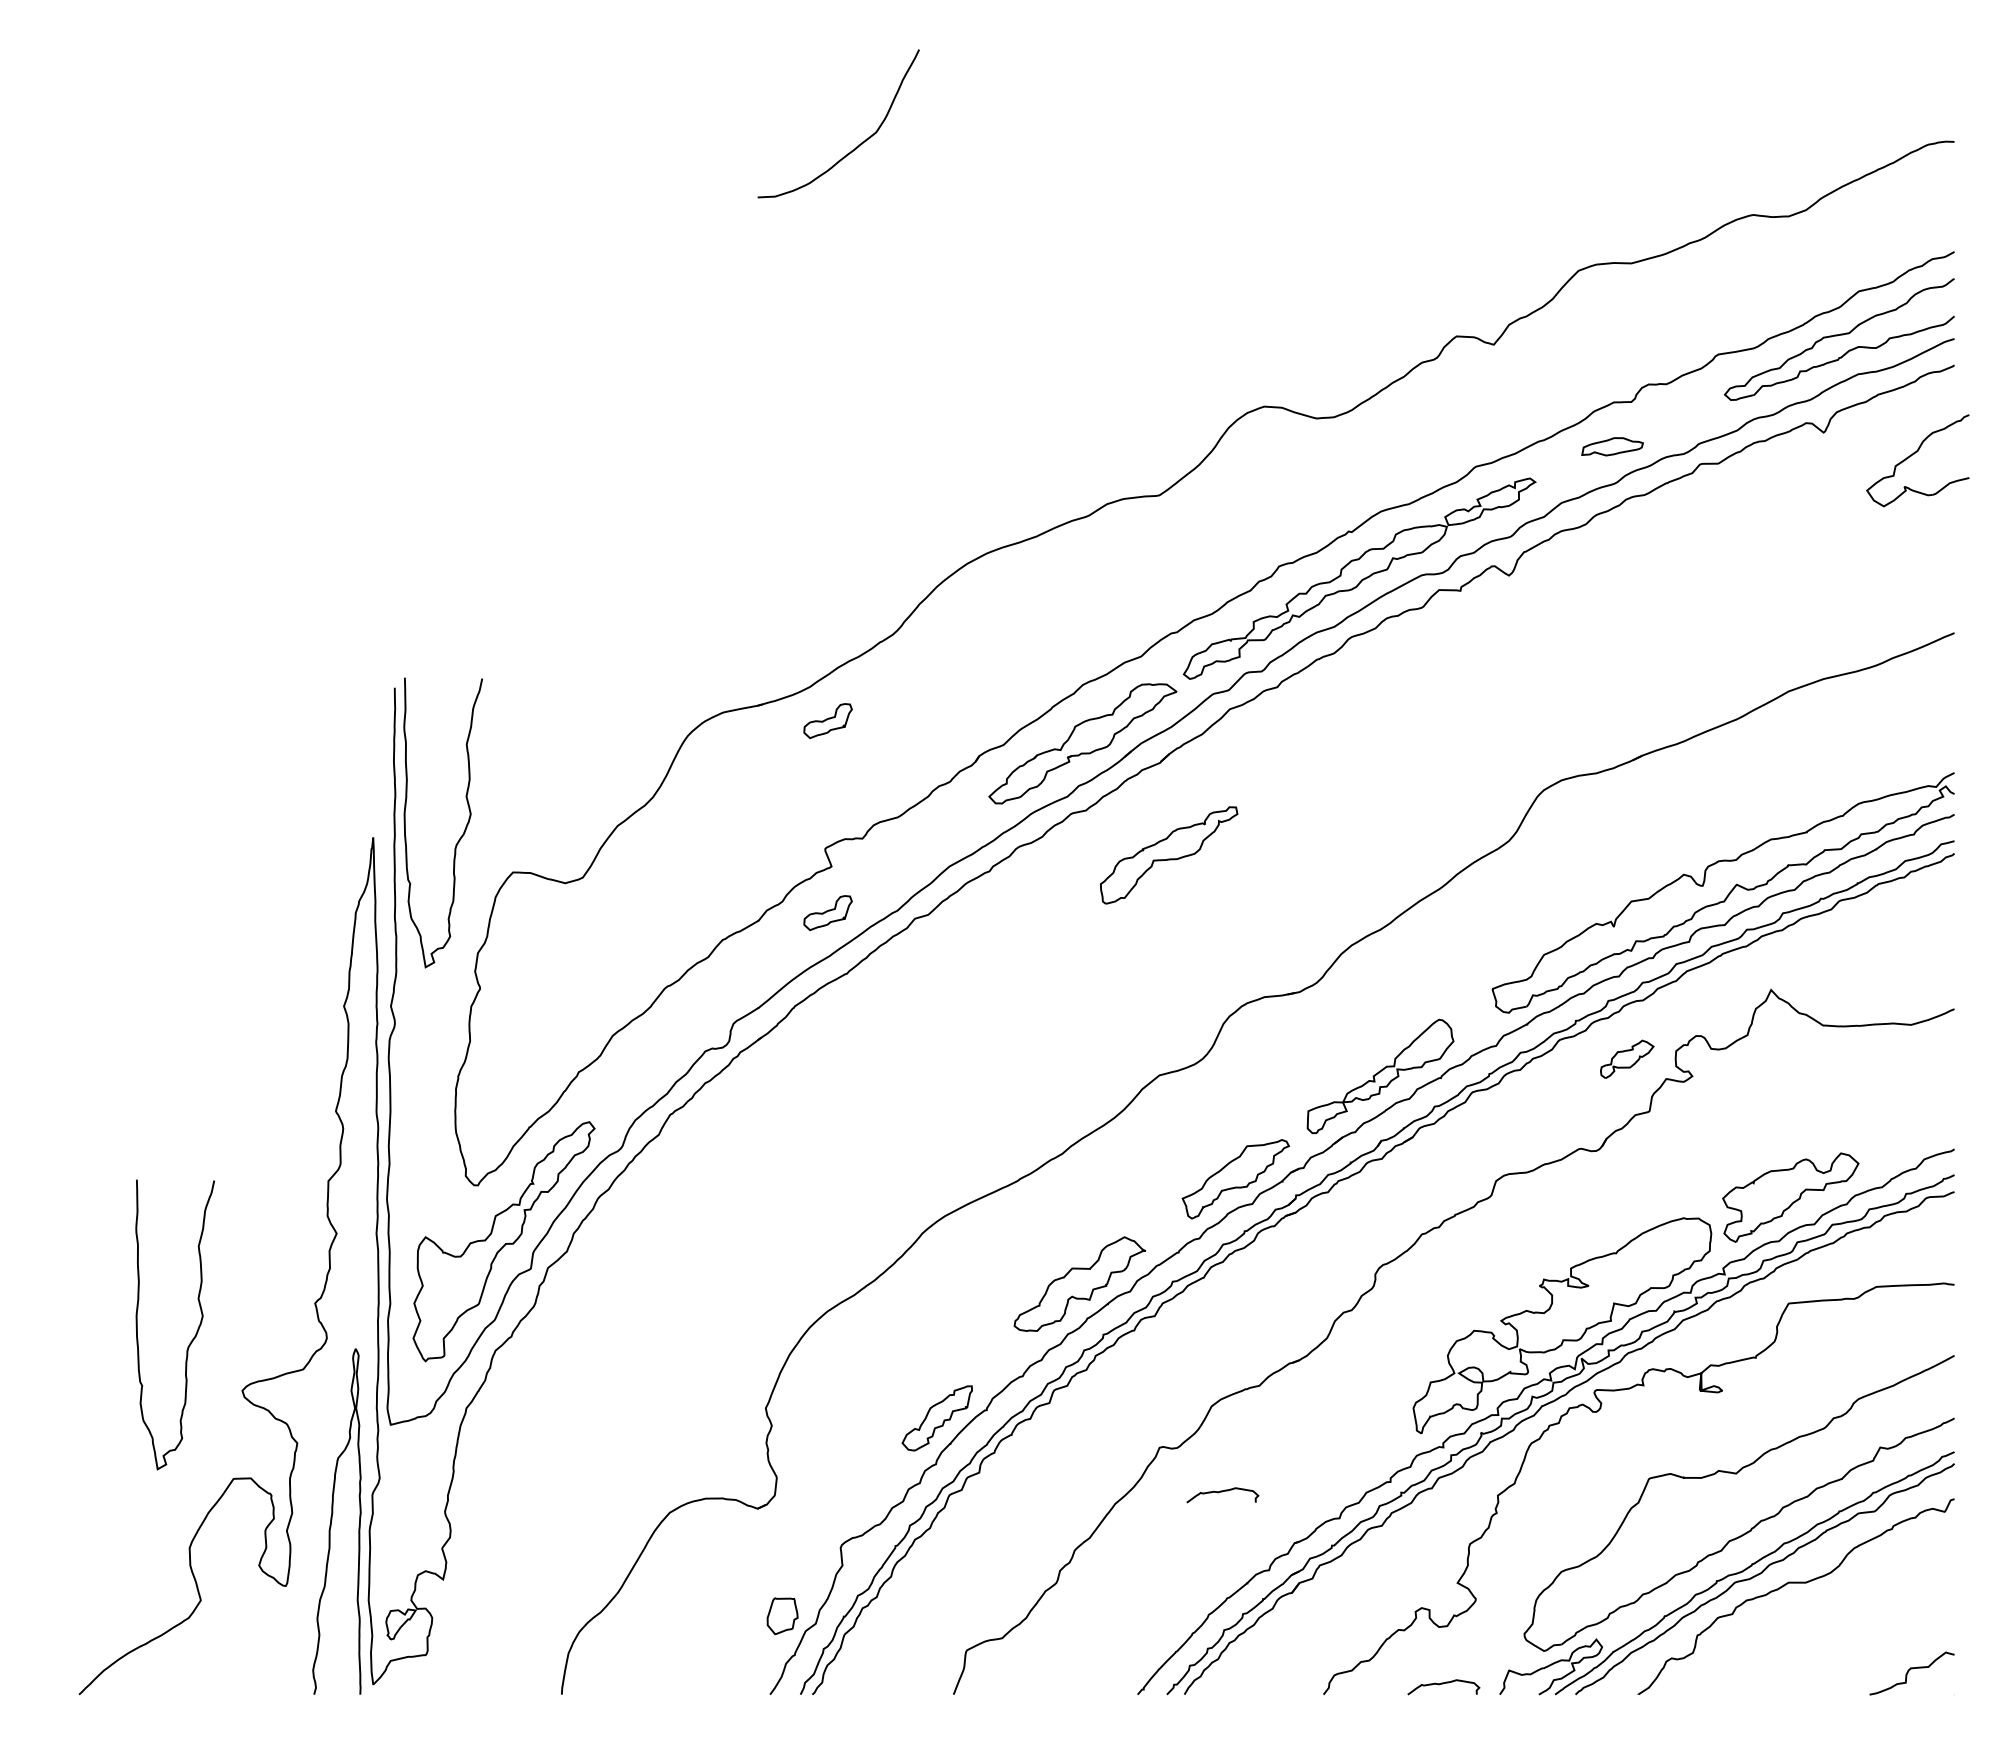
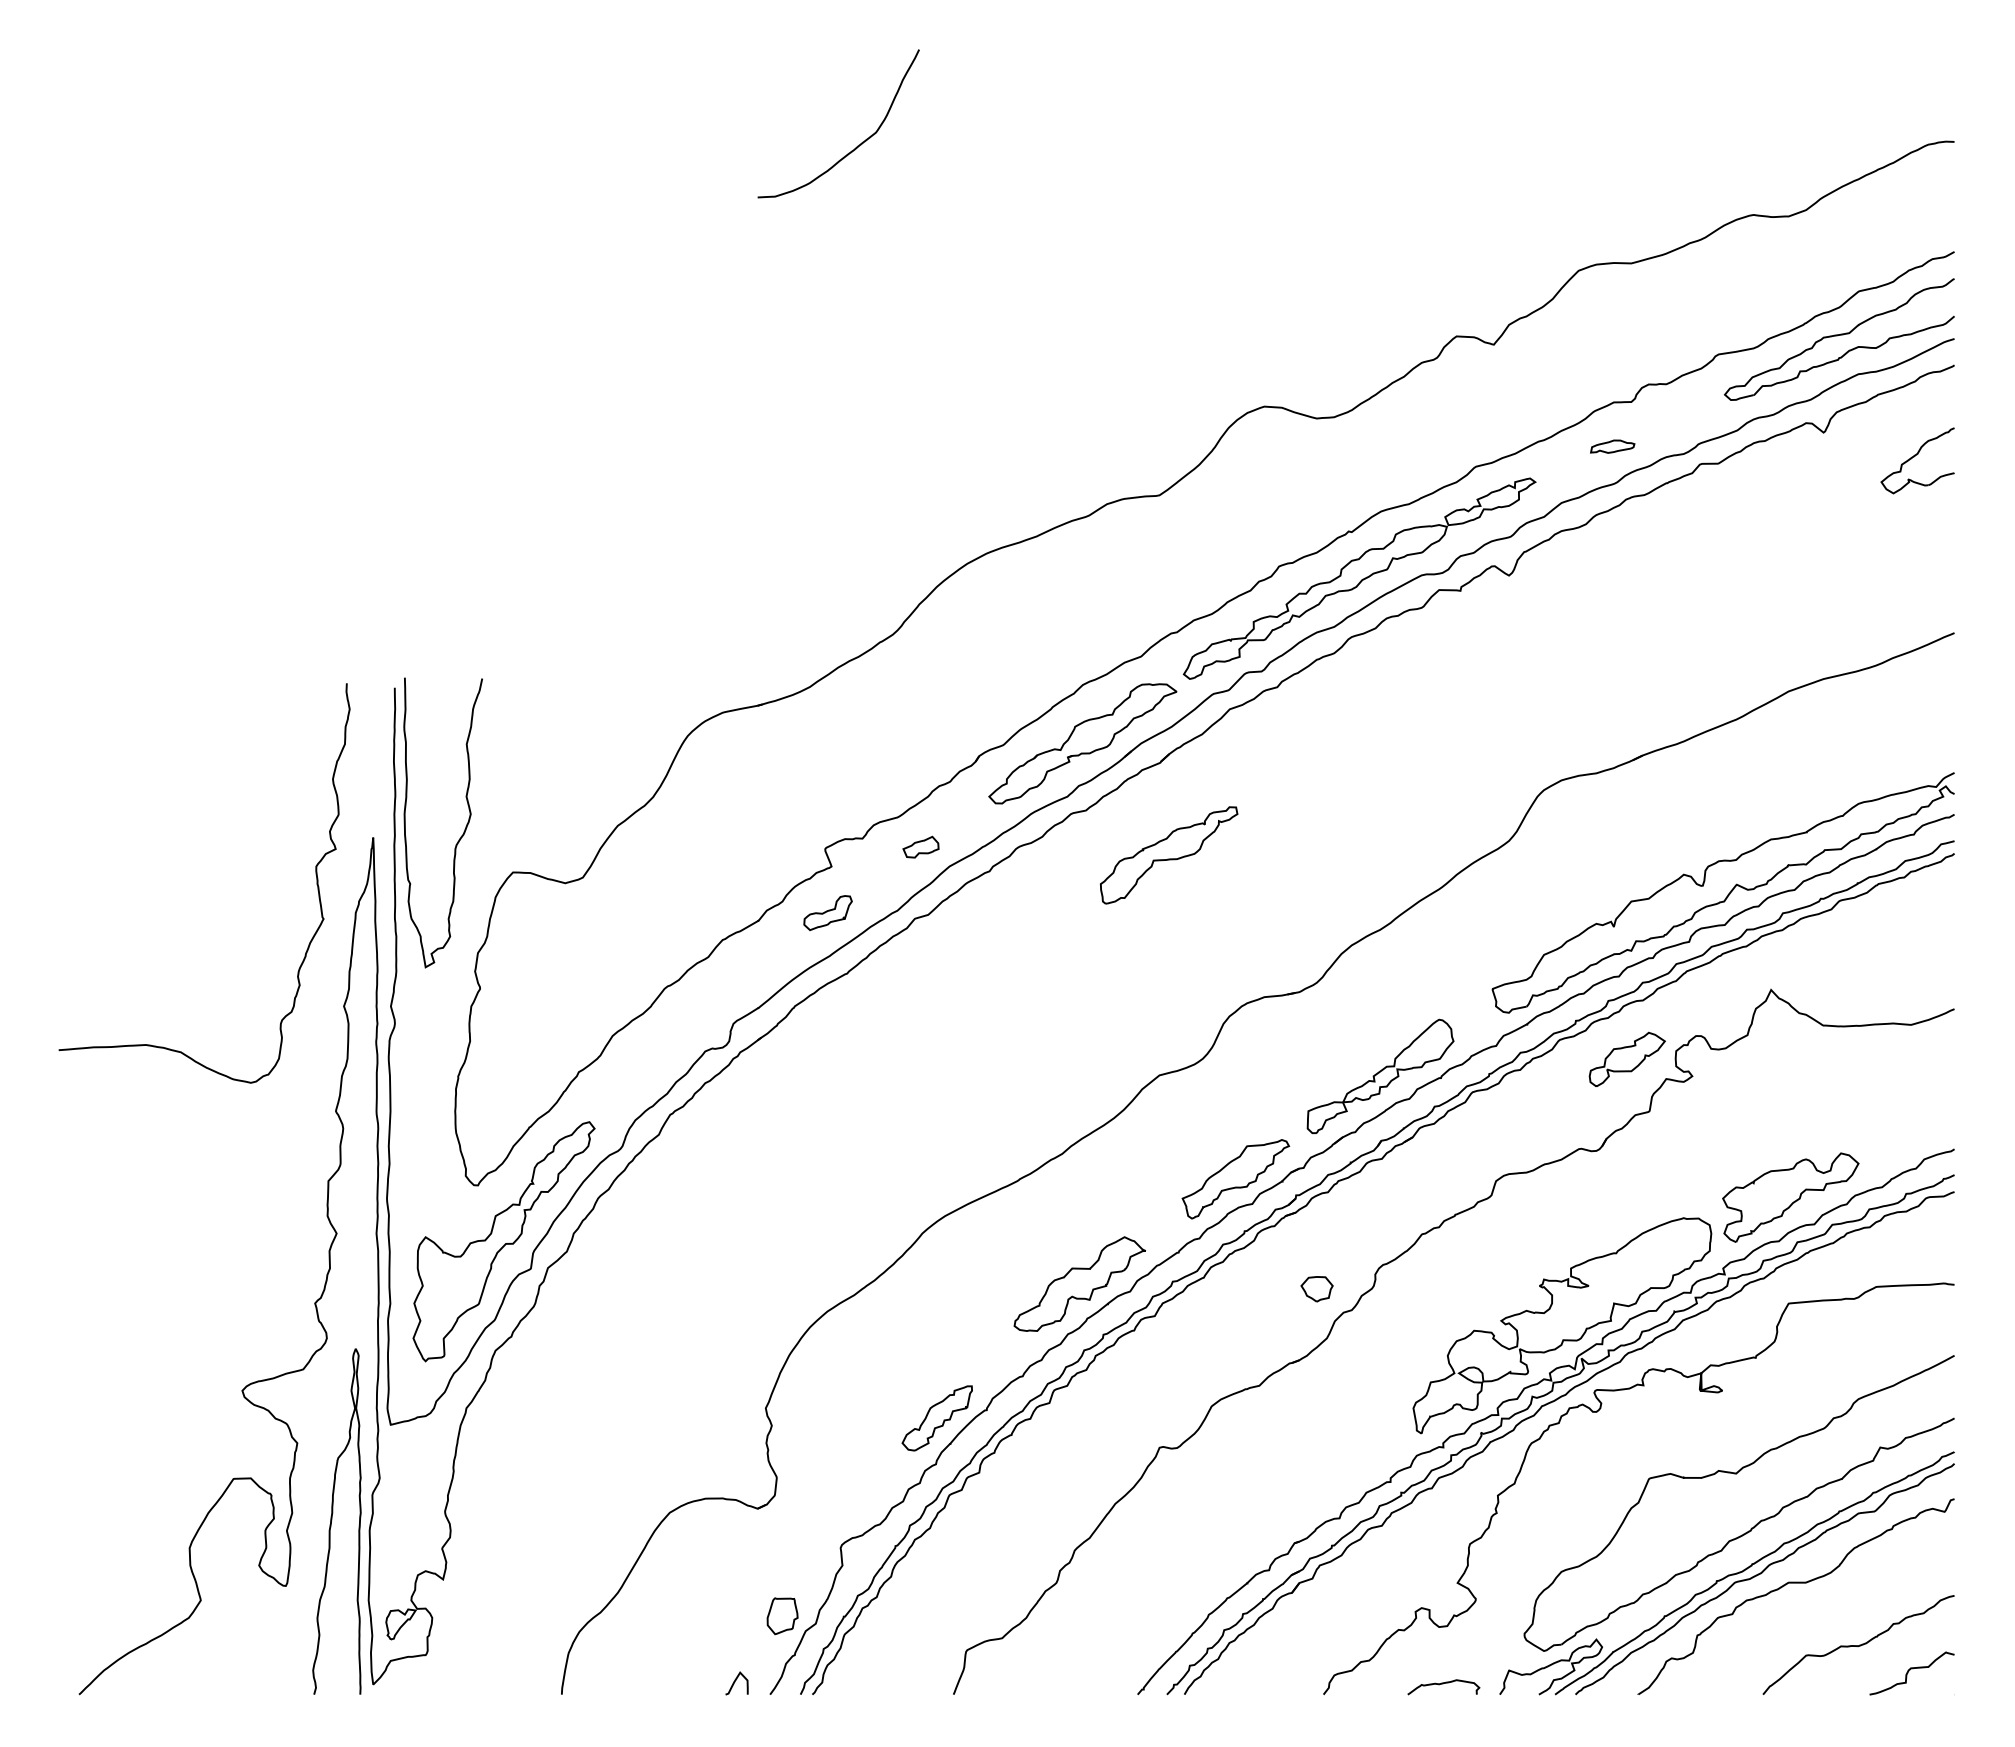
part size: 63x20 px -> 46x15 px (1612, 446)
part size: 104x94 px -> 75x68 px (1917, 460)
part: present -> none (827, 720)
part: none -> present (920, 846)
curve: none -> present (315, 874)
part size: 55x40 px -> 78x56 px (1626, 1058)
part: none -> present (1316, 1289)
curve: present -> none (192, 1338)
curve: present -> none (1222, 1492)
curve: none -> present (1859, 1644)
curve: none -> present (735, 1682)
